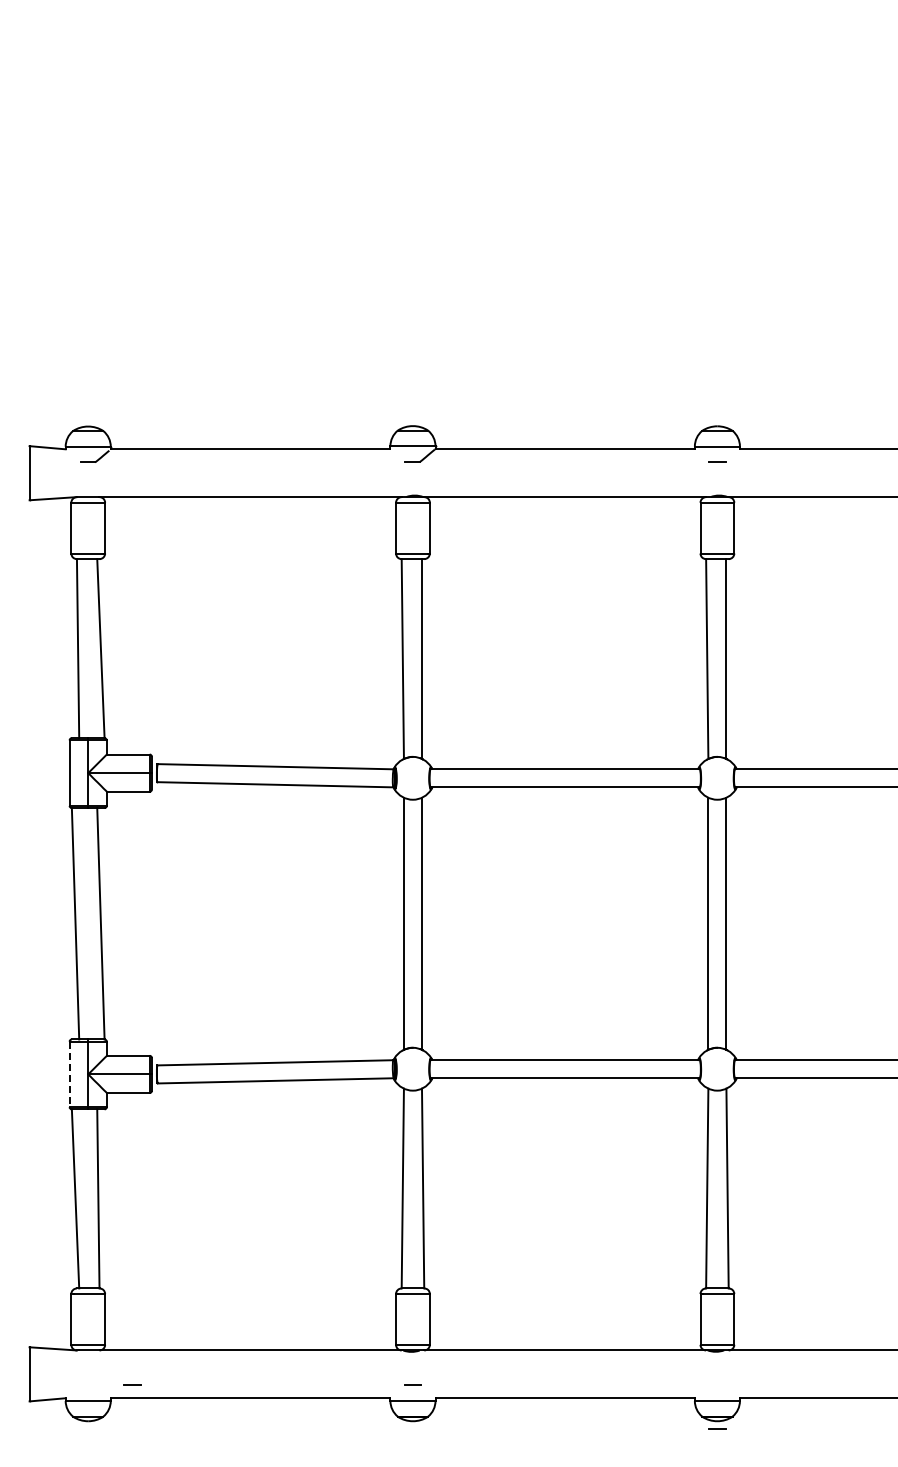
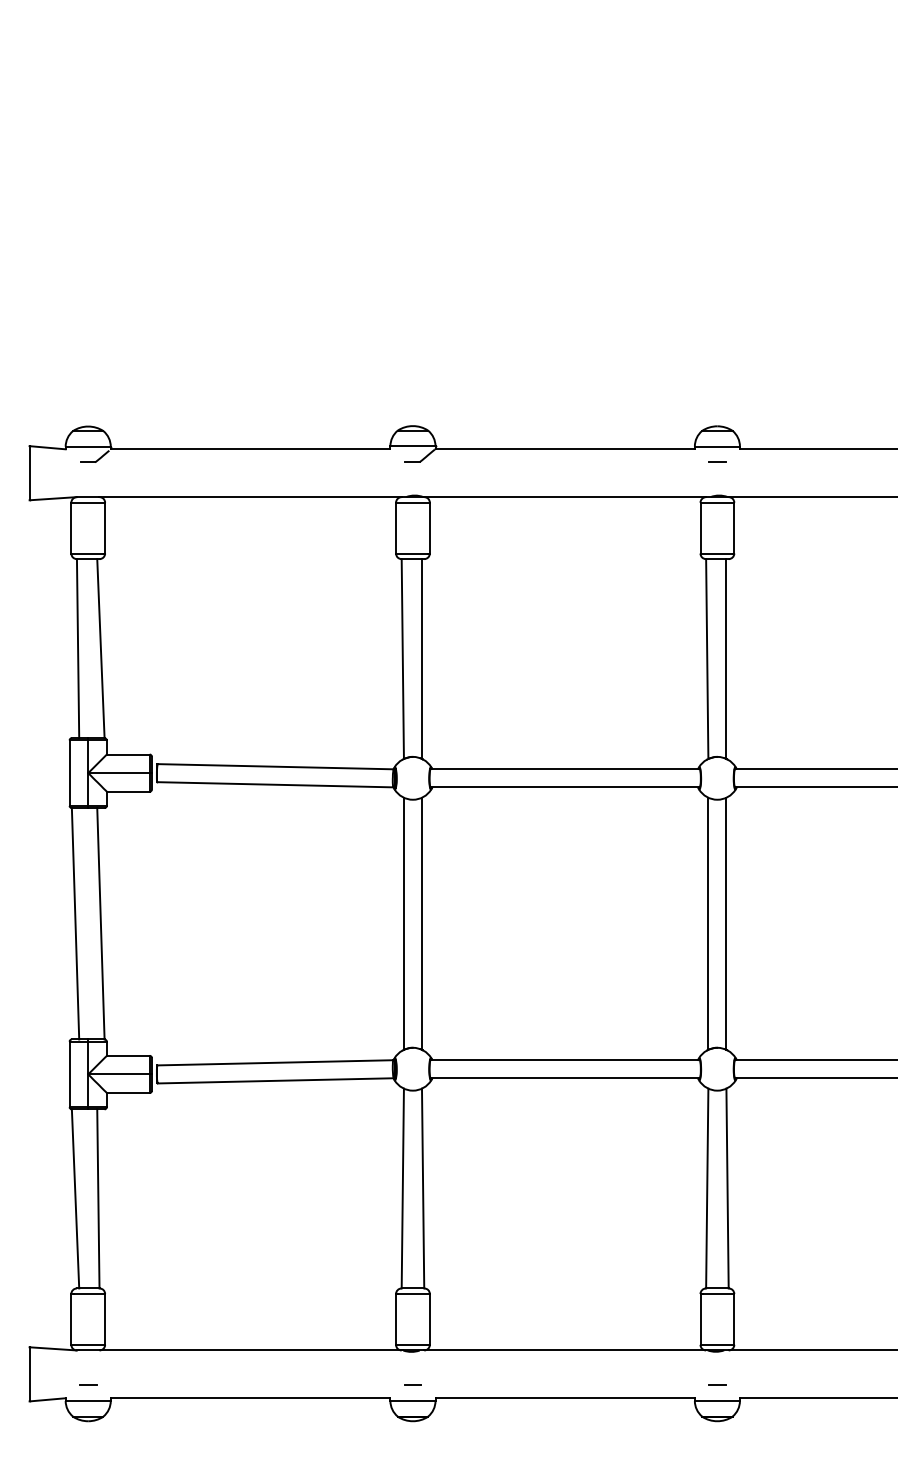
line: dashed -> solid (69, 1074)
line position: (132, 1384) -> (88, 1384) (88, 1384)
line position: (717, 1428) -> (717, 1384) (717, 1384)
